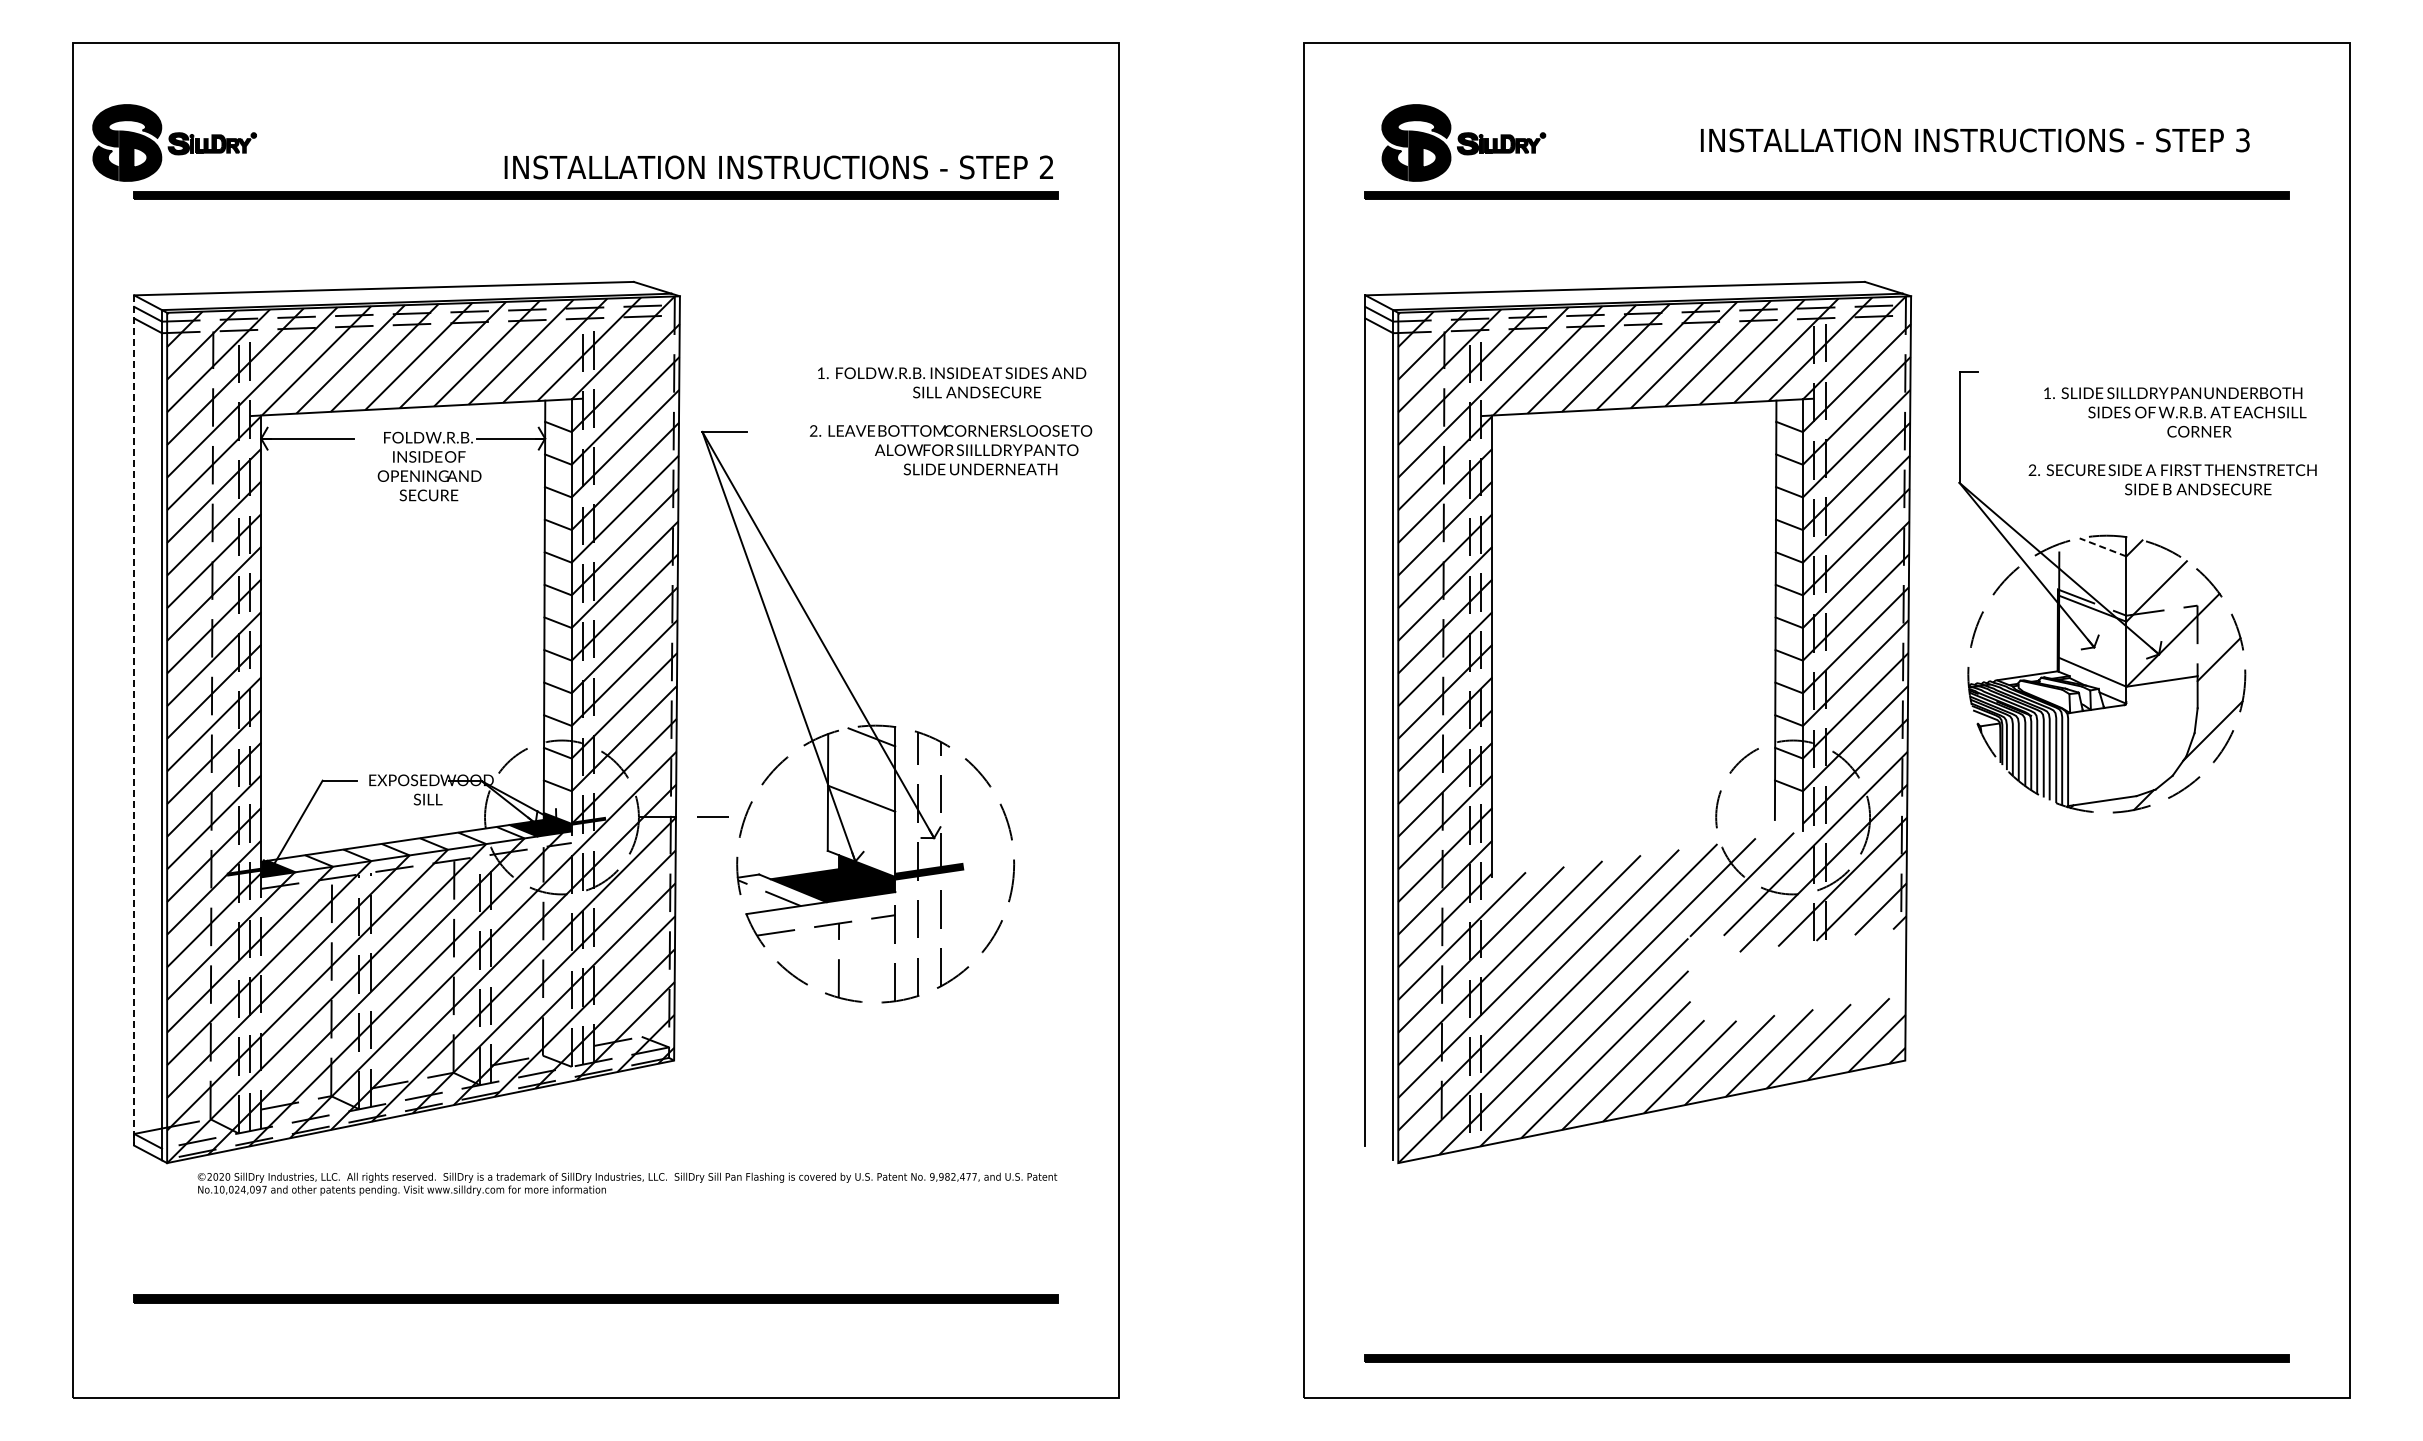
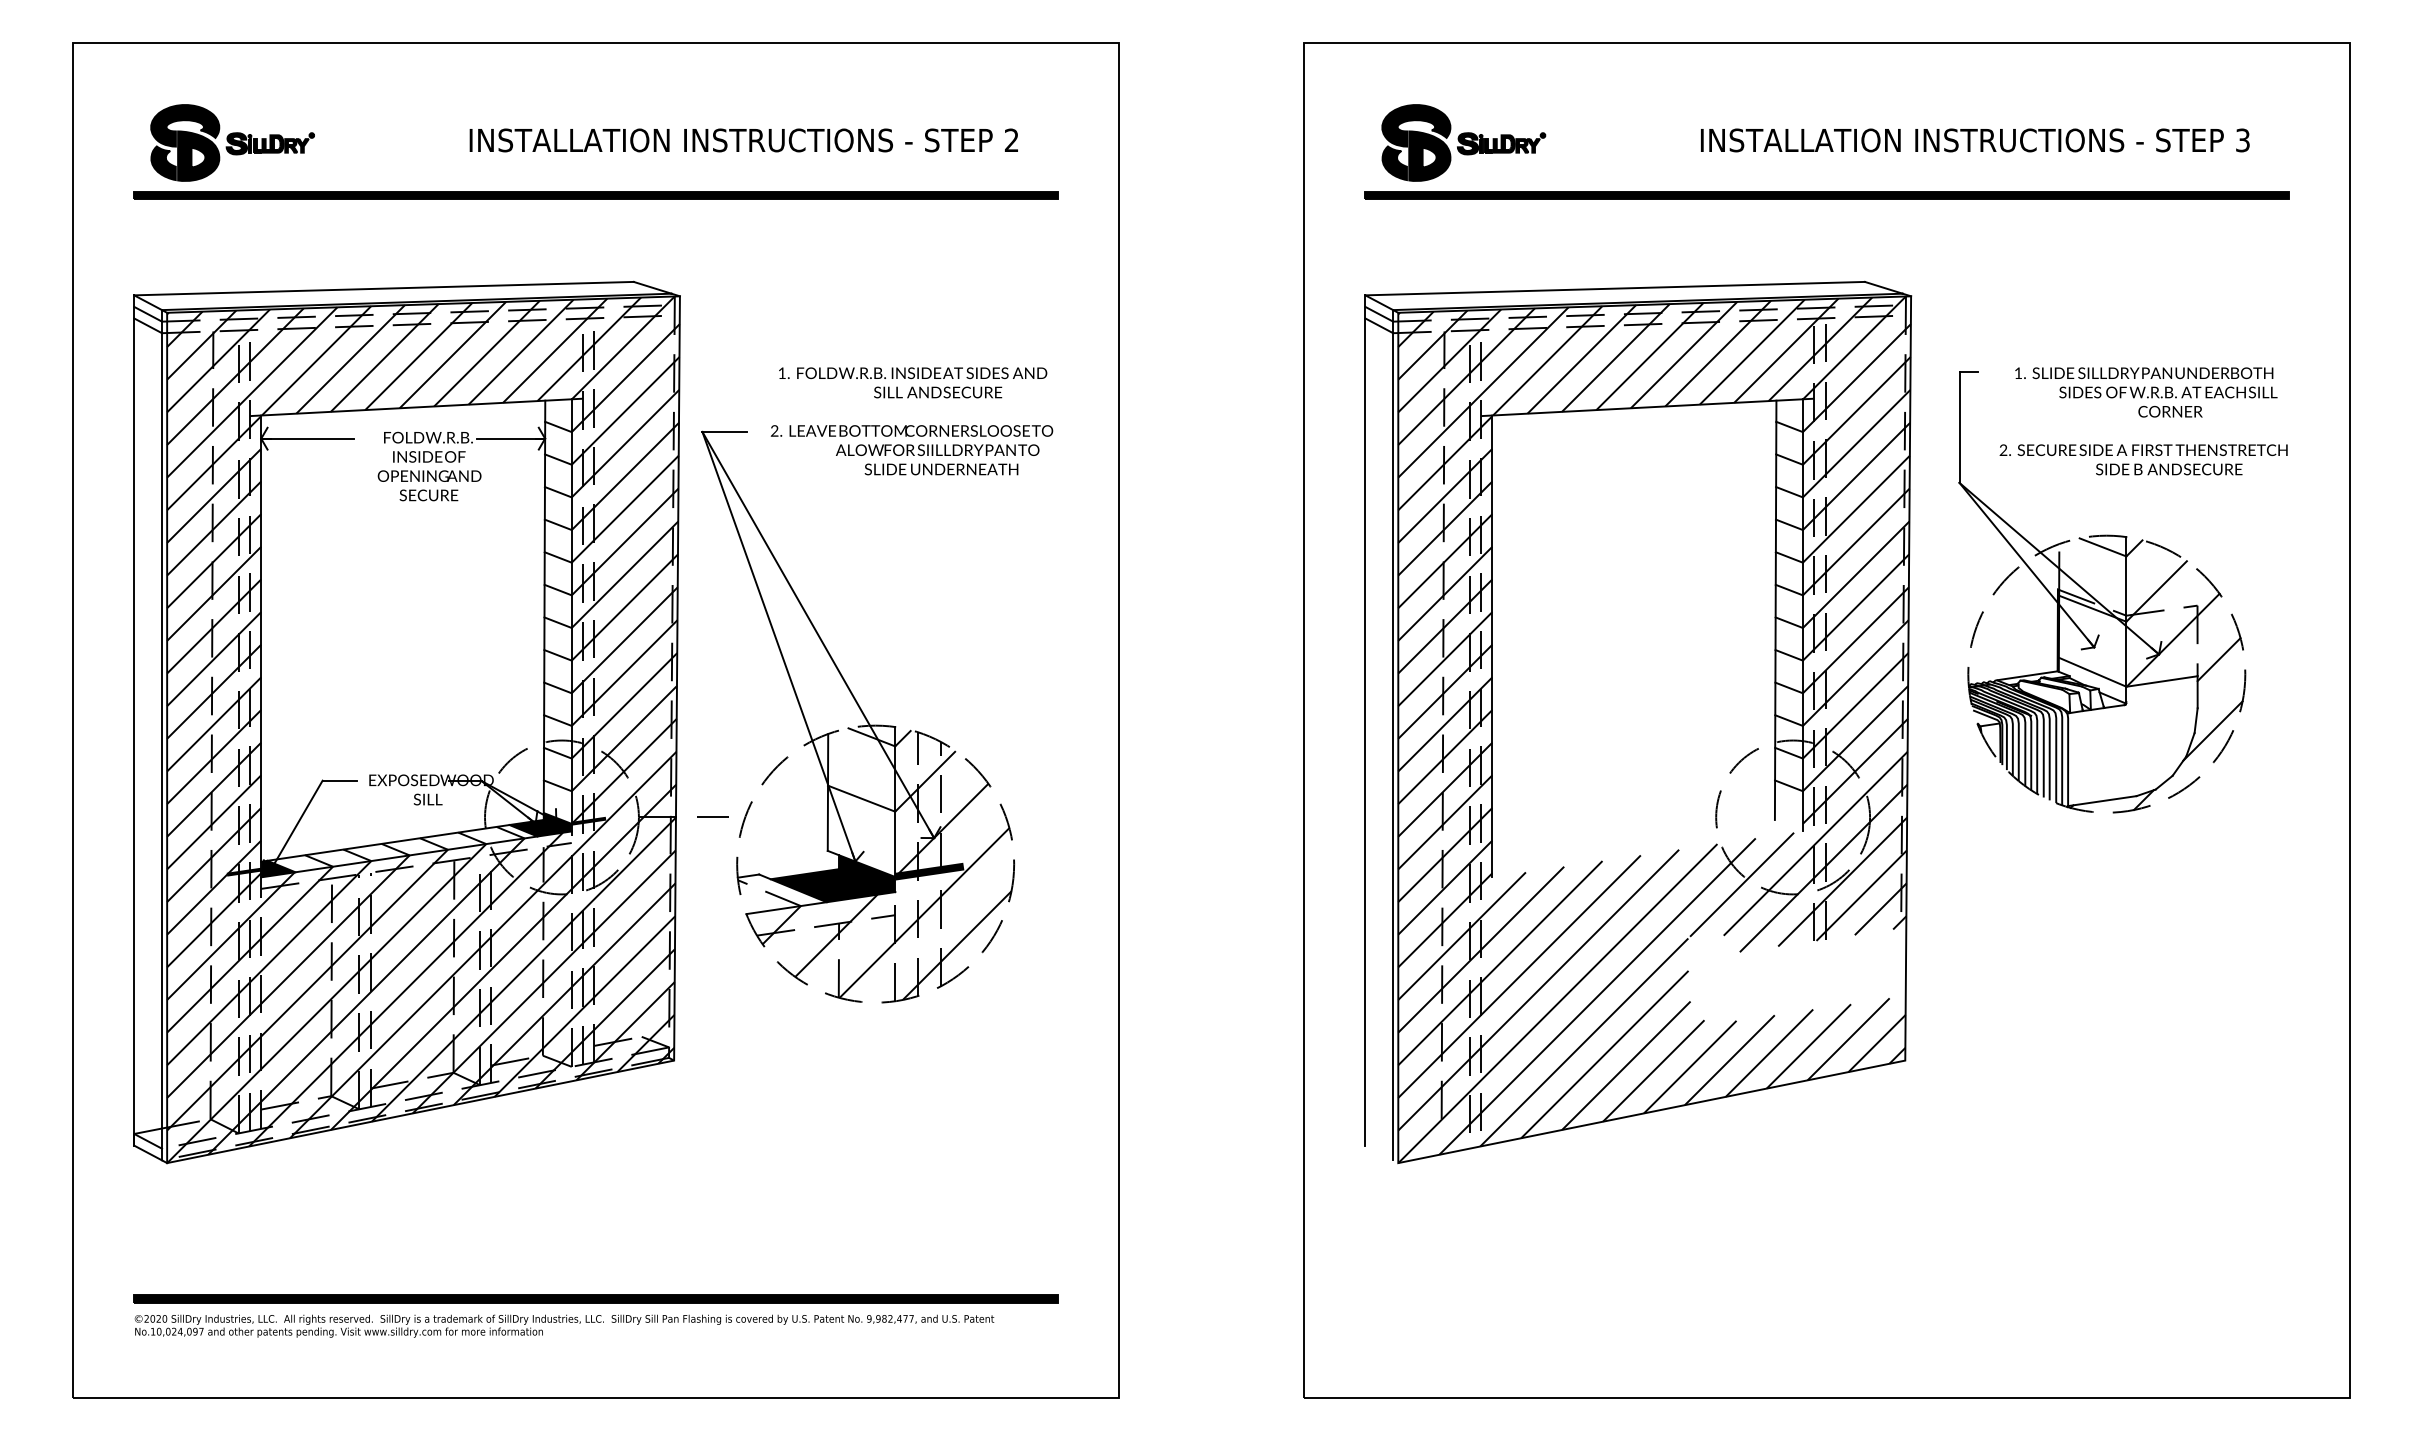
part position: (174, 142) -> (232, 142) (232, 142)
text position: (778, 167) -> (743, 140) (743, 140)
text position: (950, 421) -> (911, 421) (911, 421)
text position: (2172, 441) -> (2143, 421) (2143, 421)
line: dashed -> solid (2102, 547)
line: dashed -> solid (134, 720)
hatch: none -> present (886, 864)
text position: (627, 1183) -> (564, 1325) (564, 1325)
part: present -> none (1826, 1358)
